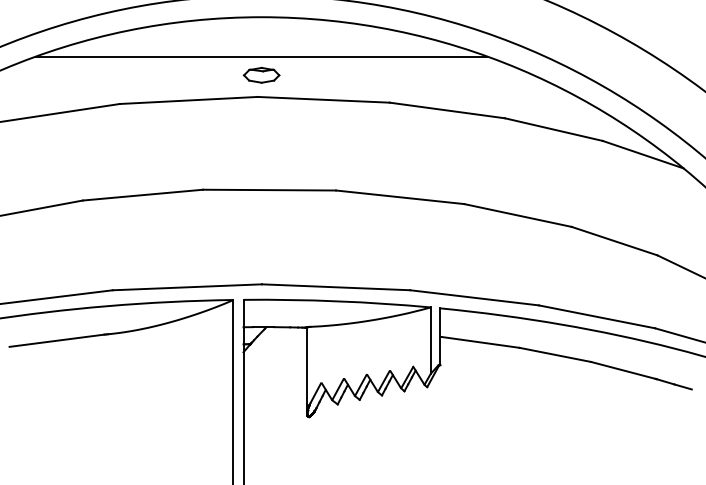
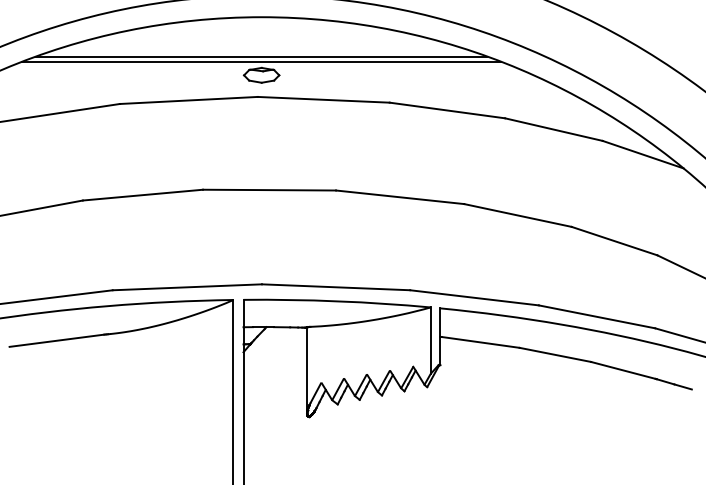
line: none -> present (261, 62)
